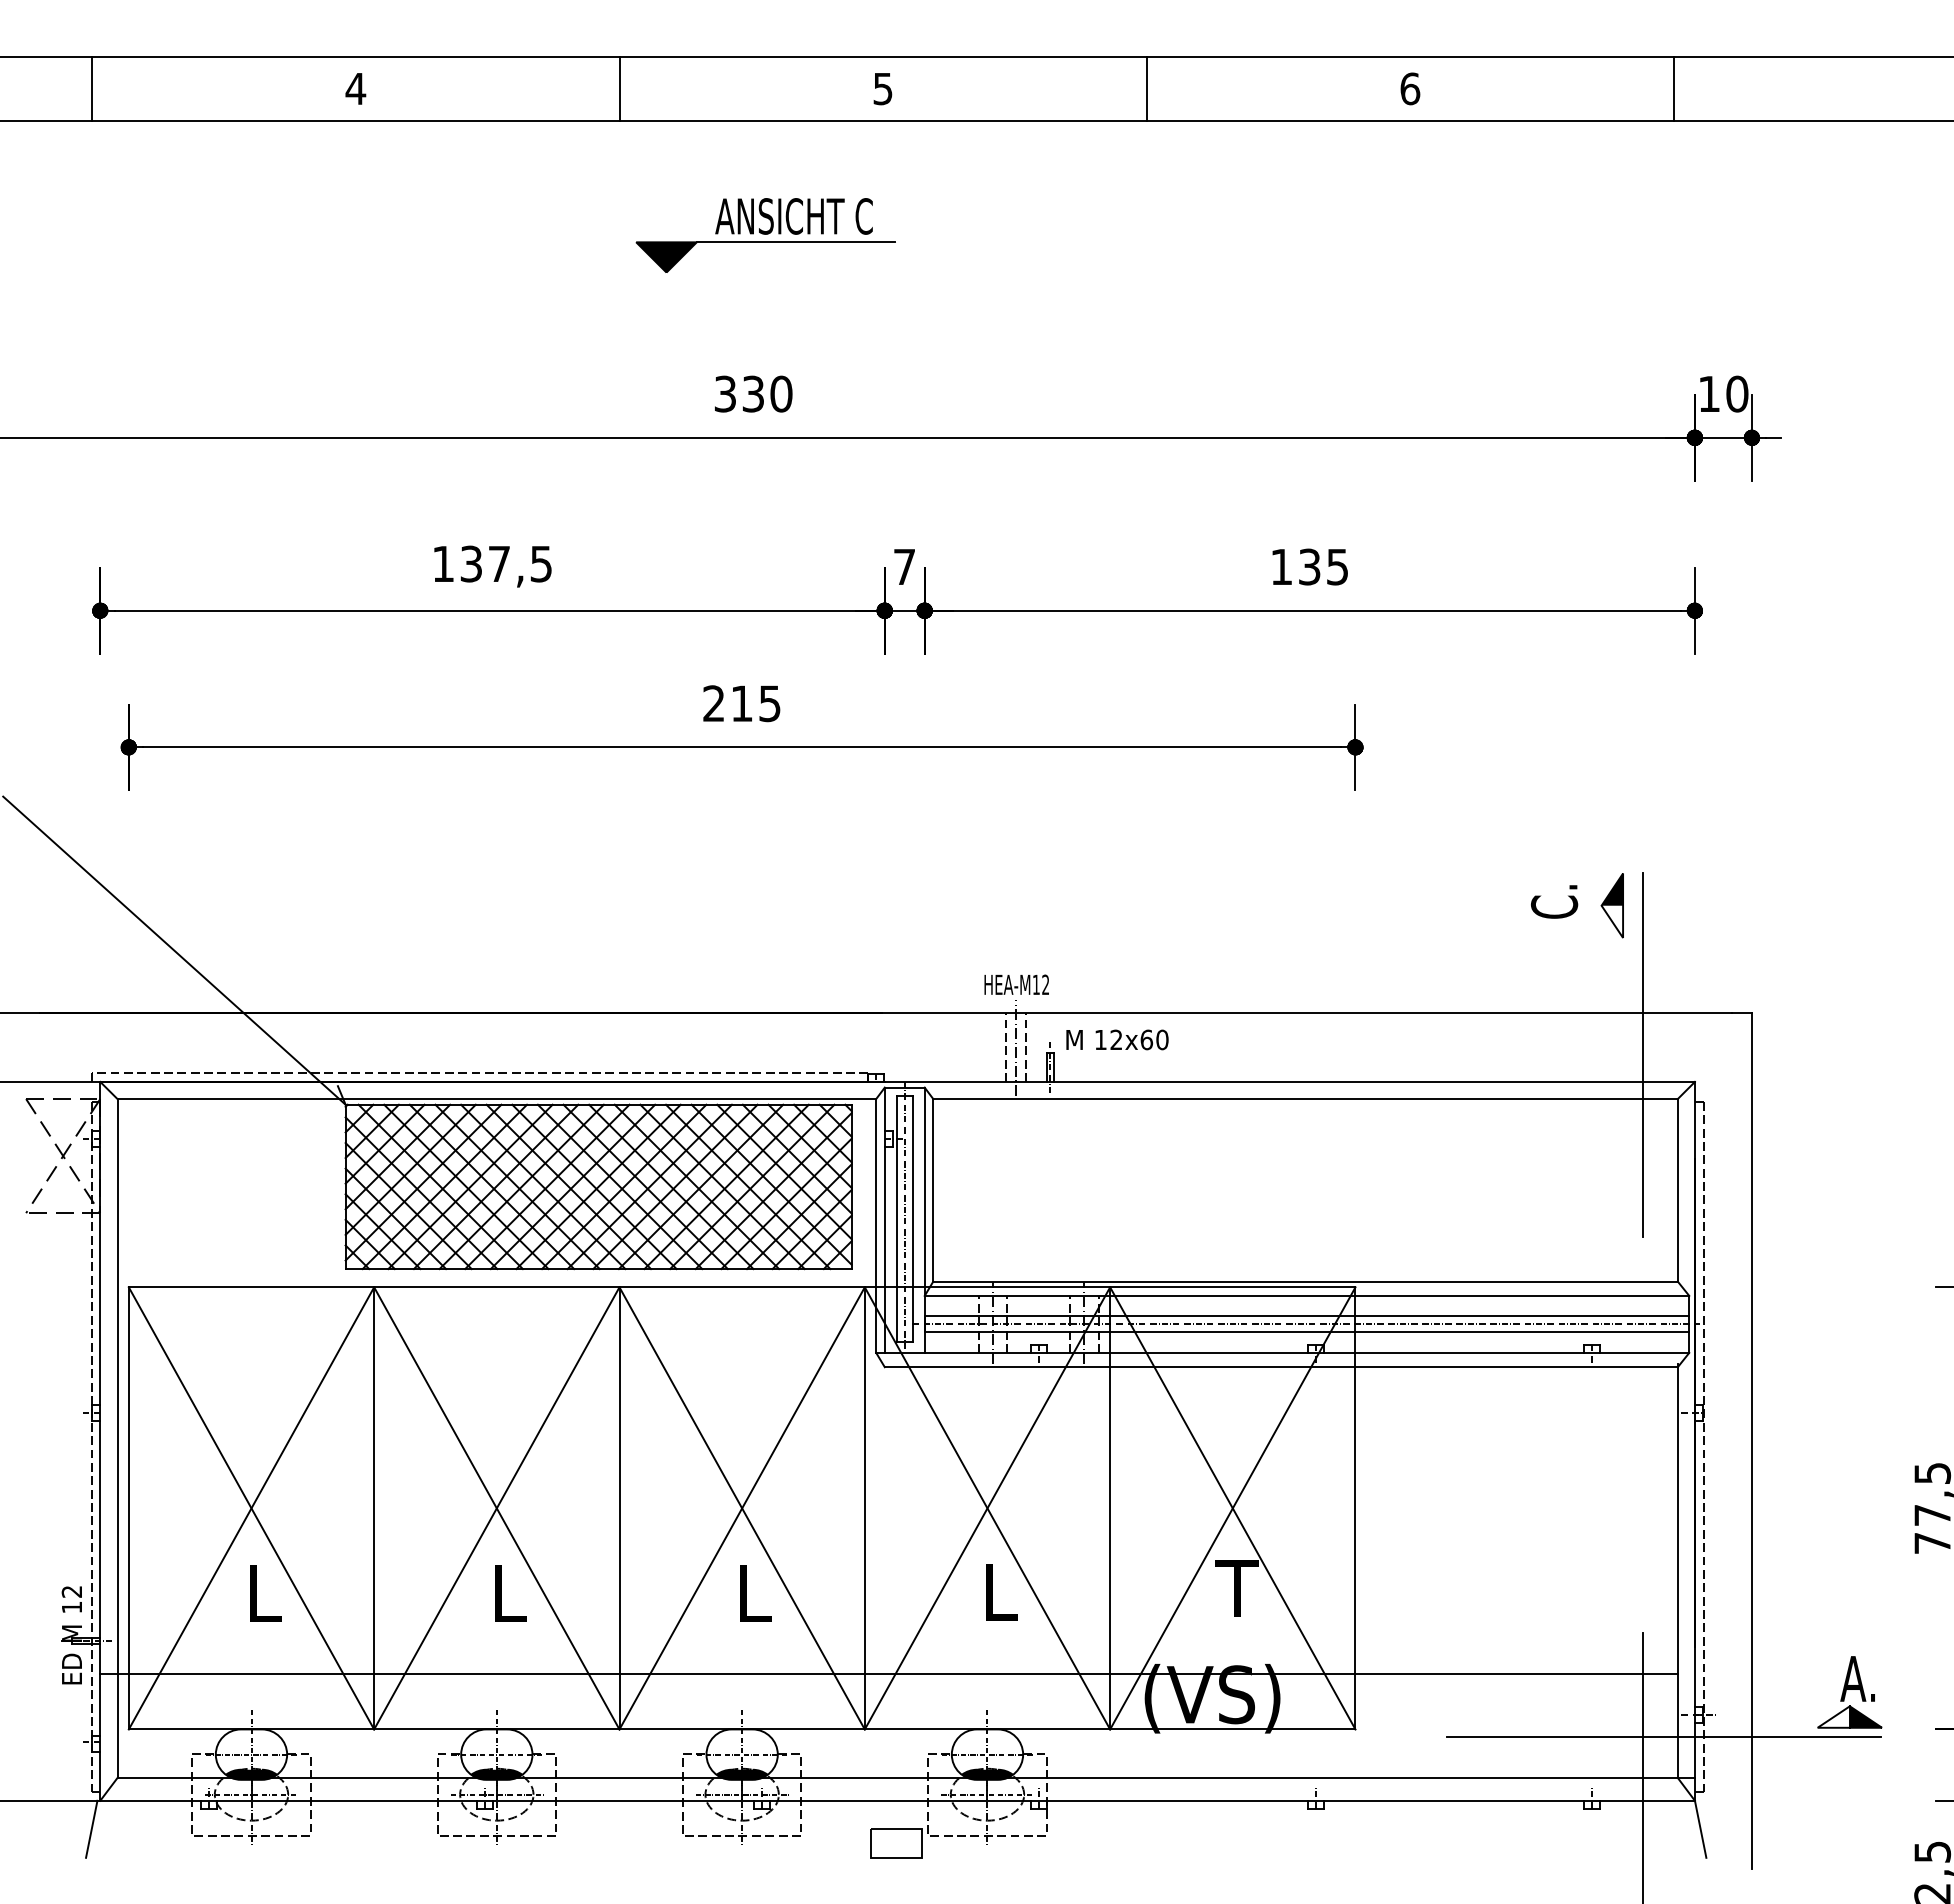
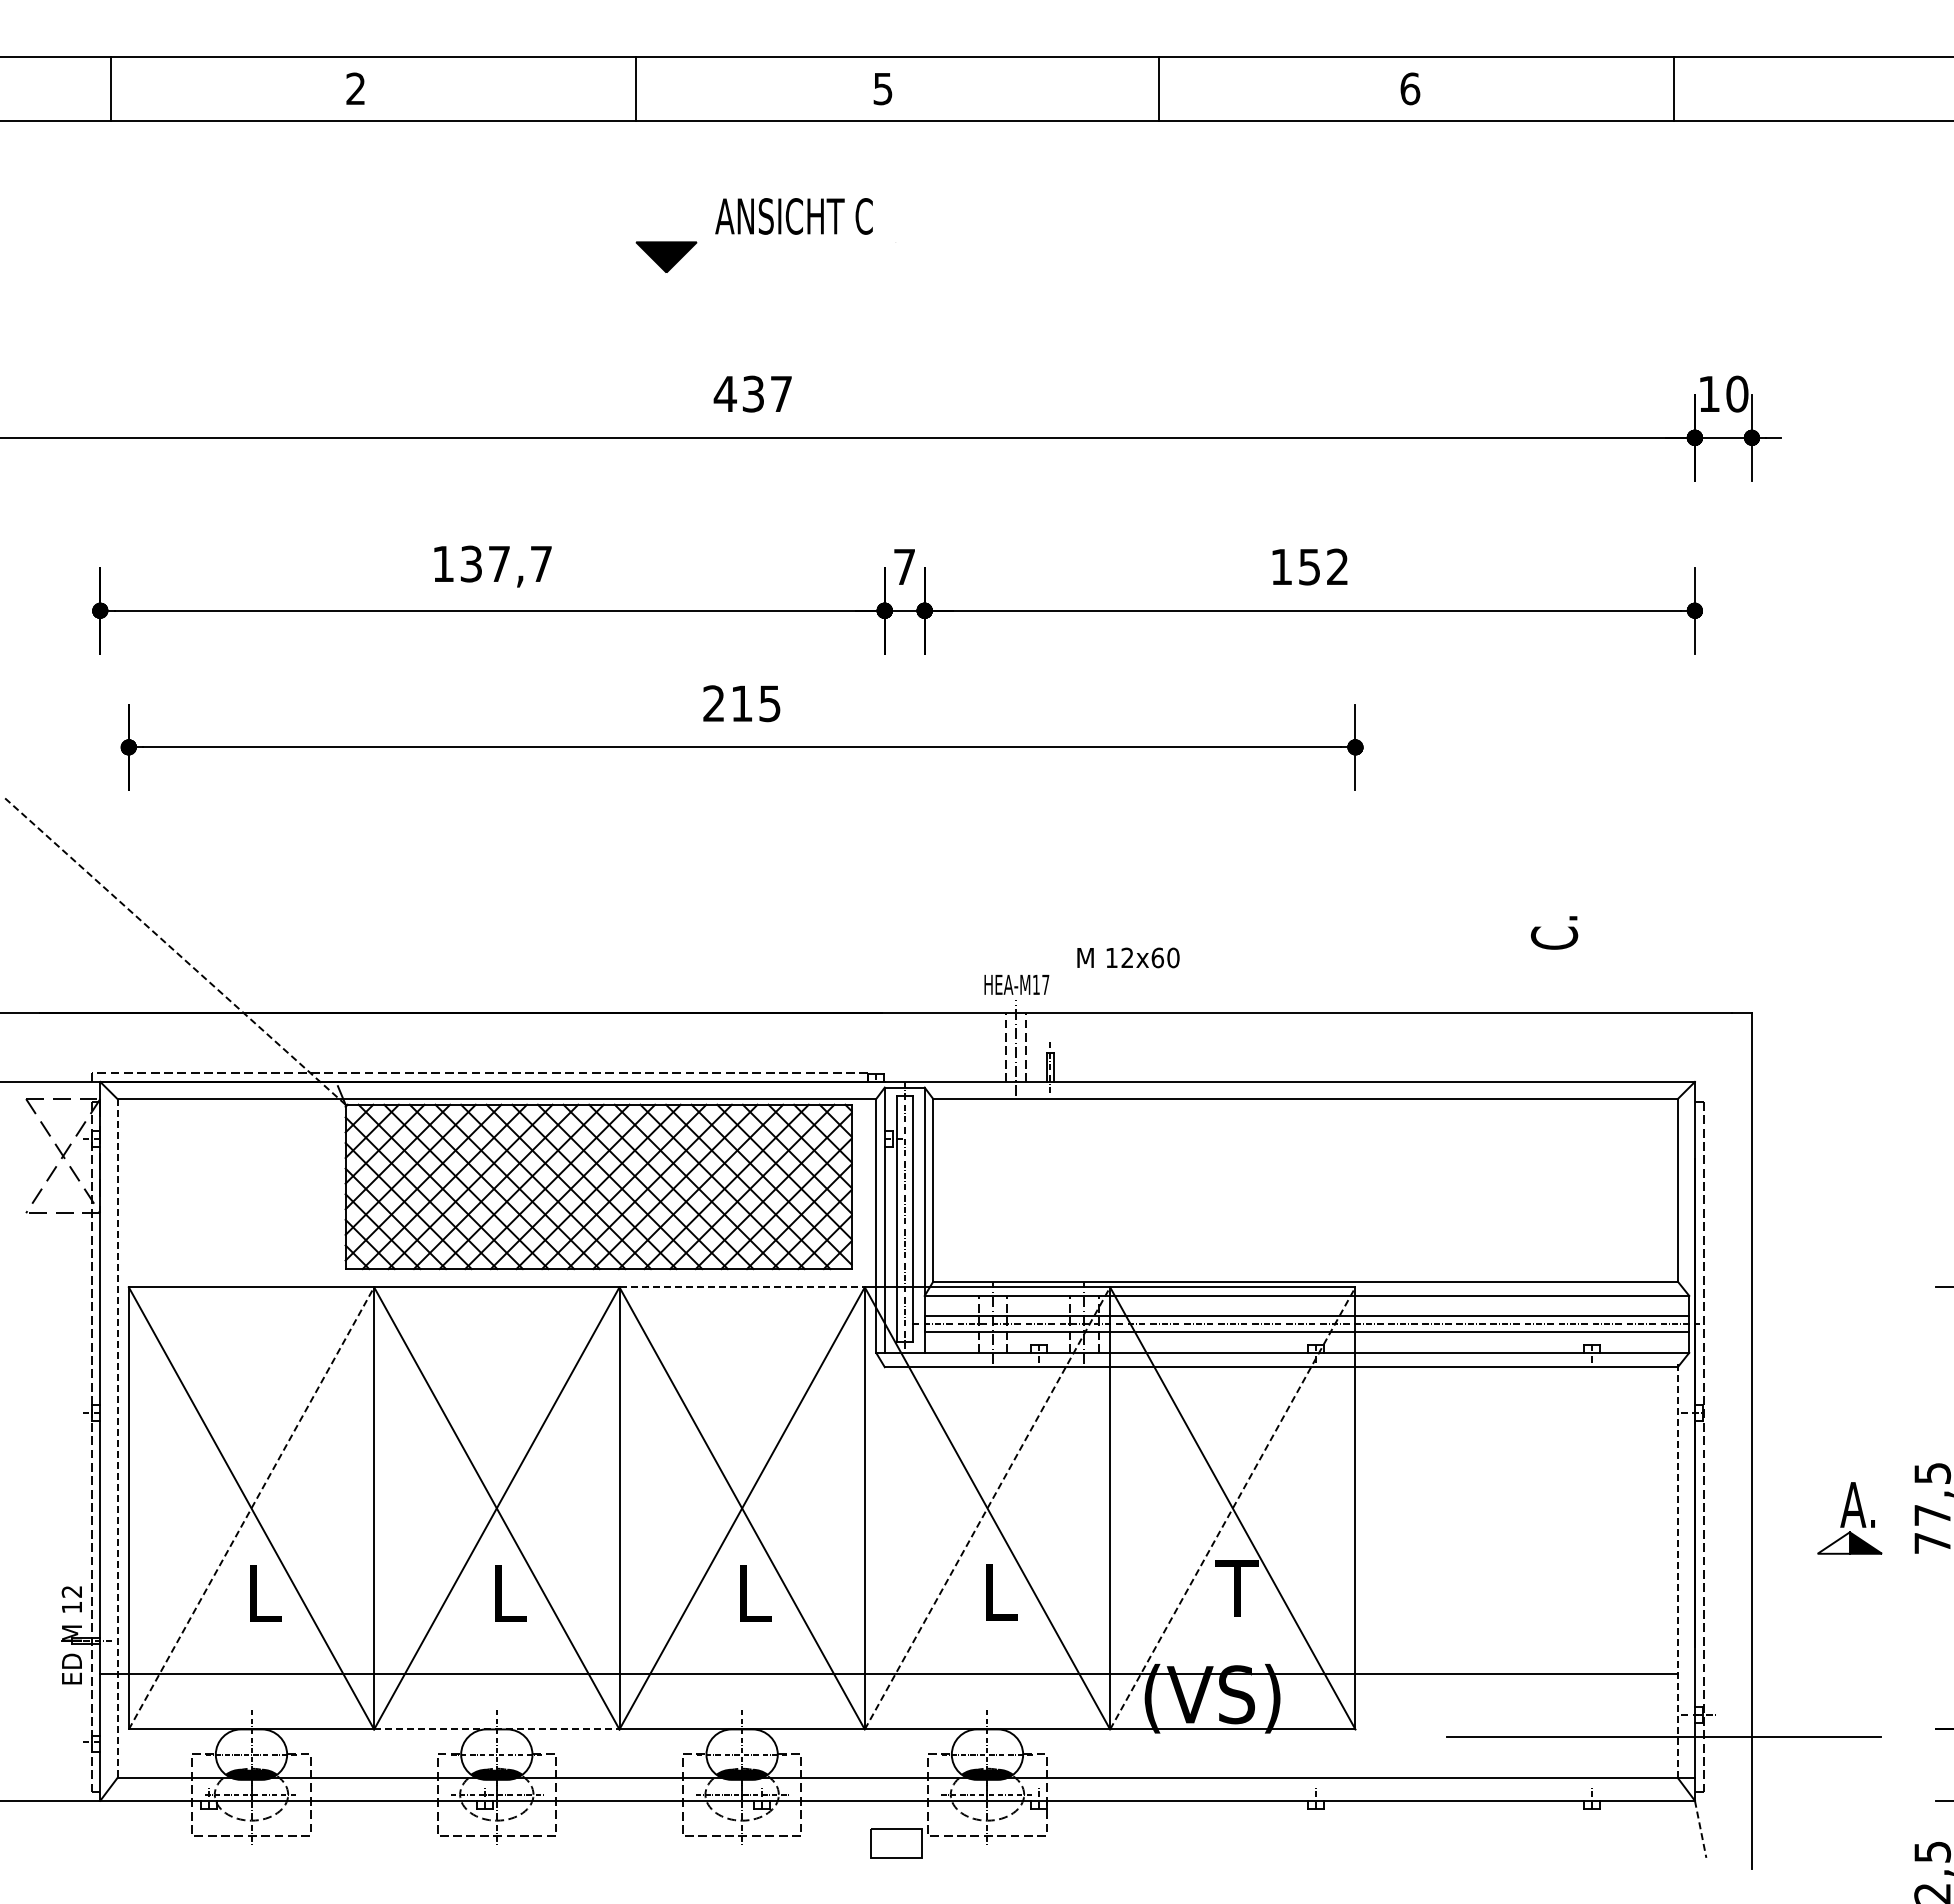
line position: (92, 88) -> (111, 88) (111, 88)
text: 4 -> 2 (355, 88)
line position: (619, 88) -> (635, 88) (635, 88)
line position: (1146, 88) -> (1158, 88) (1158, 88)
line: present -> none (795, 242)
text: 330 -> 437 (752, 393)
text: 137,5 -> 137,7 (540, 564)
text: 135 -> 152 (1323, 566)
text position: (1554, 901) -> (1554, 932) (1554, 932)
part: present -> none (1611, 905)
line: solid -> dashed (174, 950)
text: HEA-M12 -> HEA-M17 (1045, 984)
text position: (1117, 1039) -> (1128, 957) (1128, 957)
line: present -> none (1642, 1054)
line: solid -> dashed (742, 1287)
line: solid -> dashed (117, 1439)
line: solid -> dashed (251, 1508)
line: solid -> dashed (987, 1508)
line: solid -> dashed (1232, 1508)
line: solid -> dashed (1677, 1571)
part position: (1849, 1692) -> (1849, 1518) (1849, 1518)
line: solid -> dashed (496, 1729)
line: present -> none (1642, 1766)
line: present -> none (91, 1828)
line: solid -> dashed (1700, 1829)
